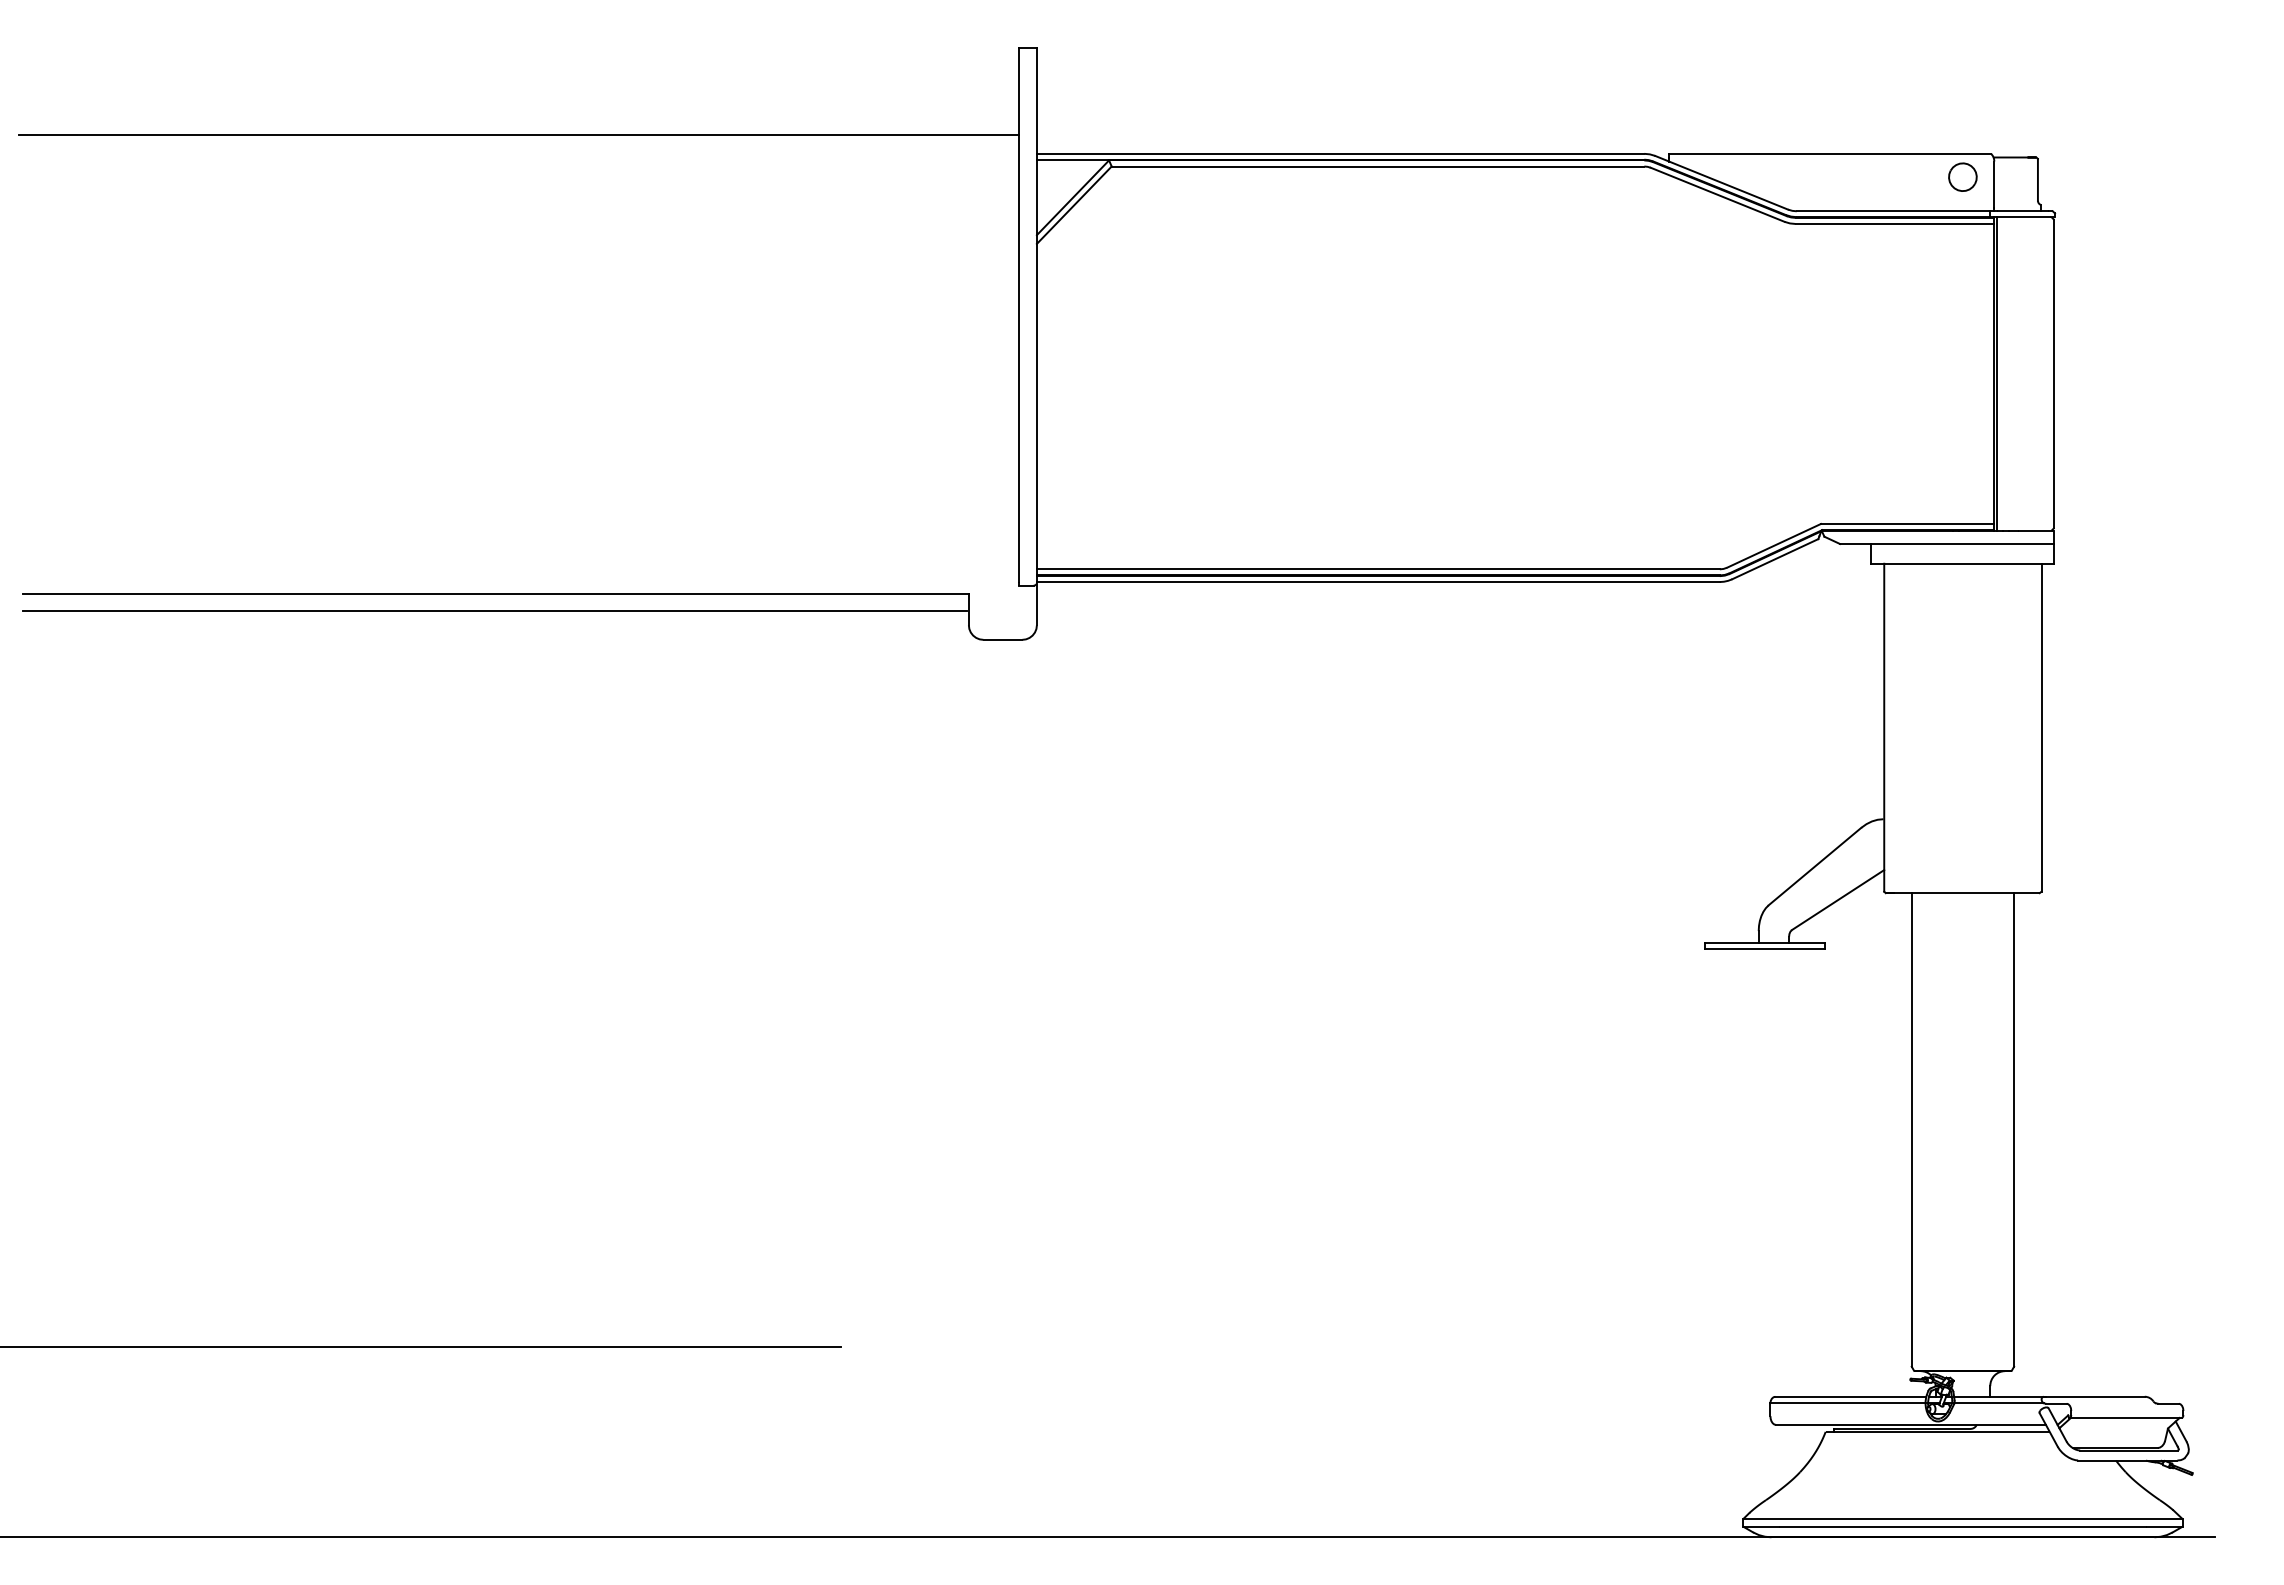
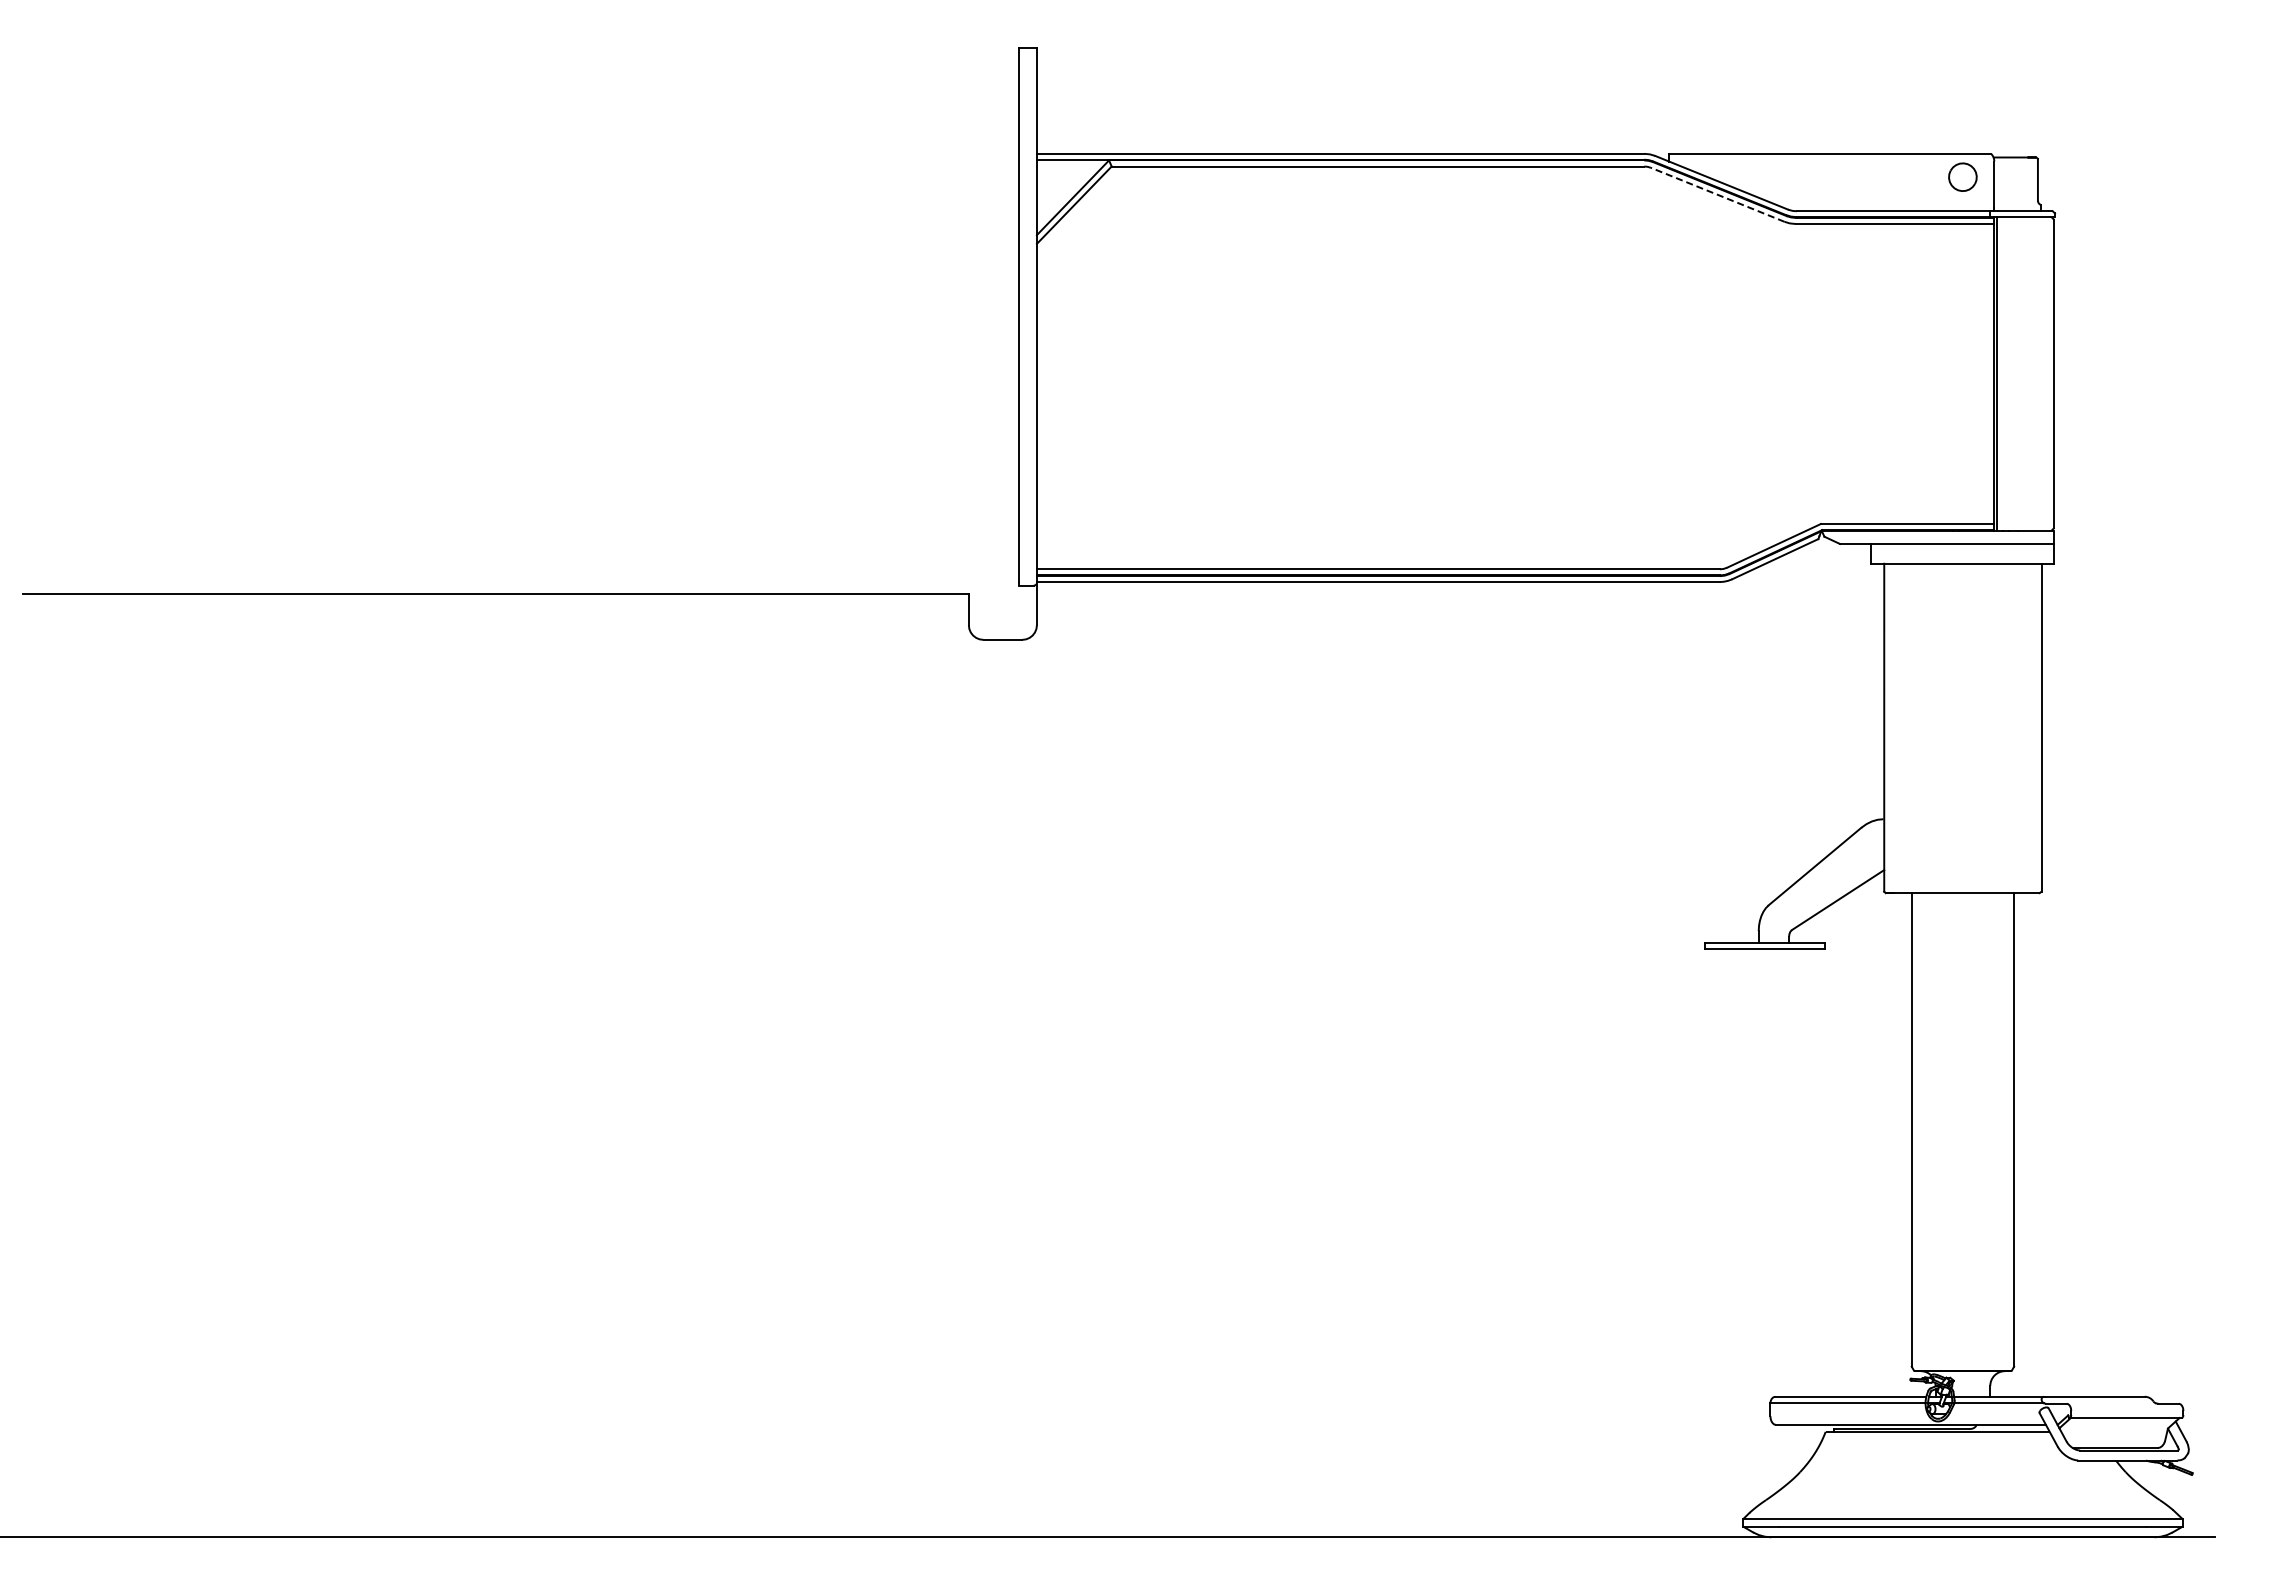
line: present -> none (518, 134)
line: solid -> dashed (1717, 194)
line: present -> none (495, 611)
line: present -> none (421, 1346)
